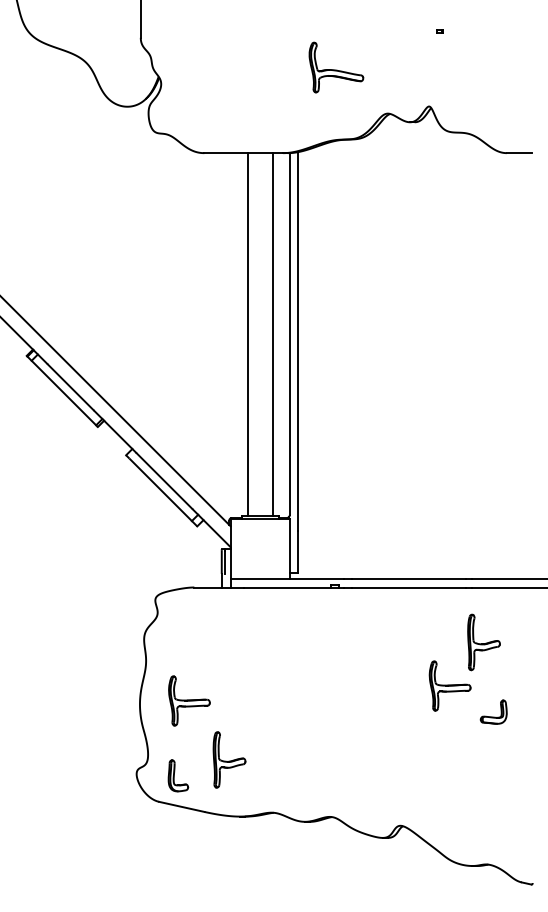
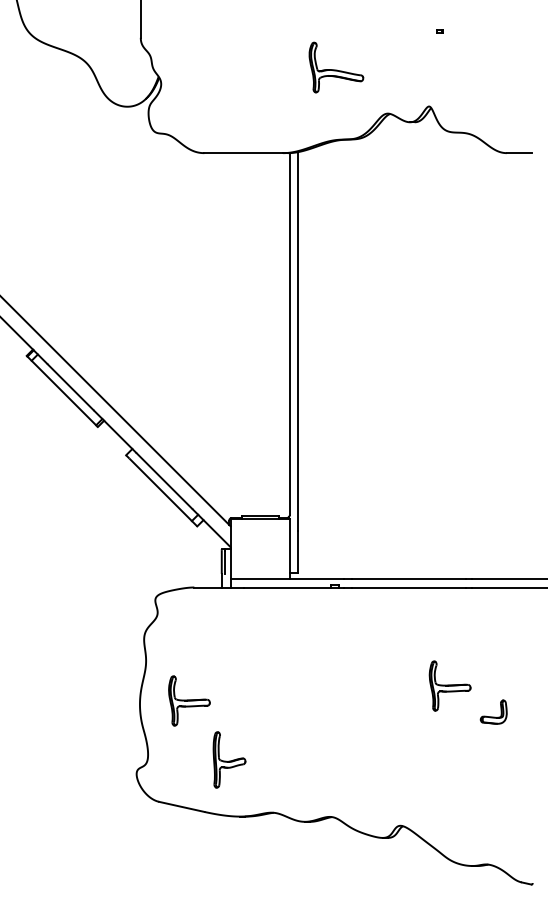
line: present -> none (247, 334)
line: present -> none (272, 334)
part: present -> none (483, 642)
part: present -> none (178, 775)
